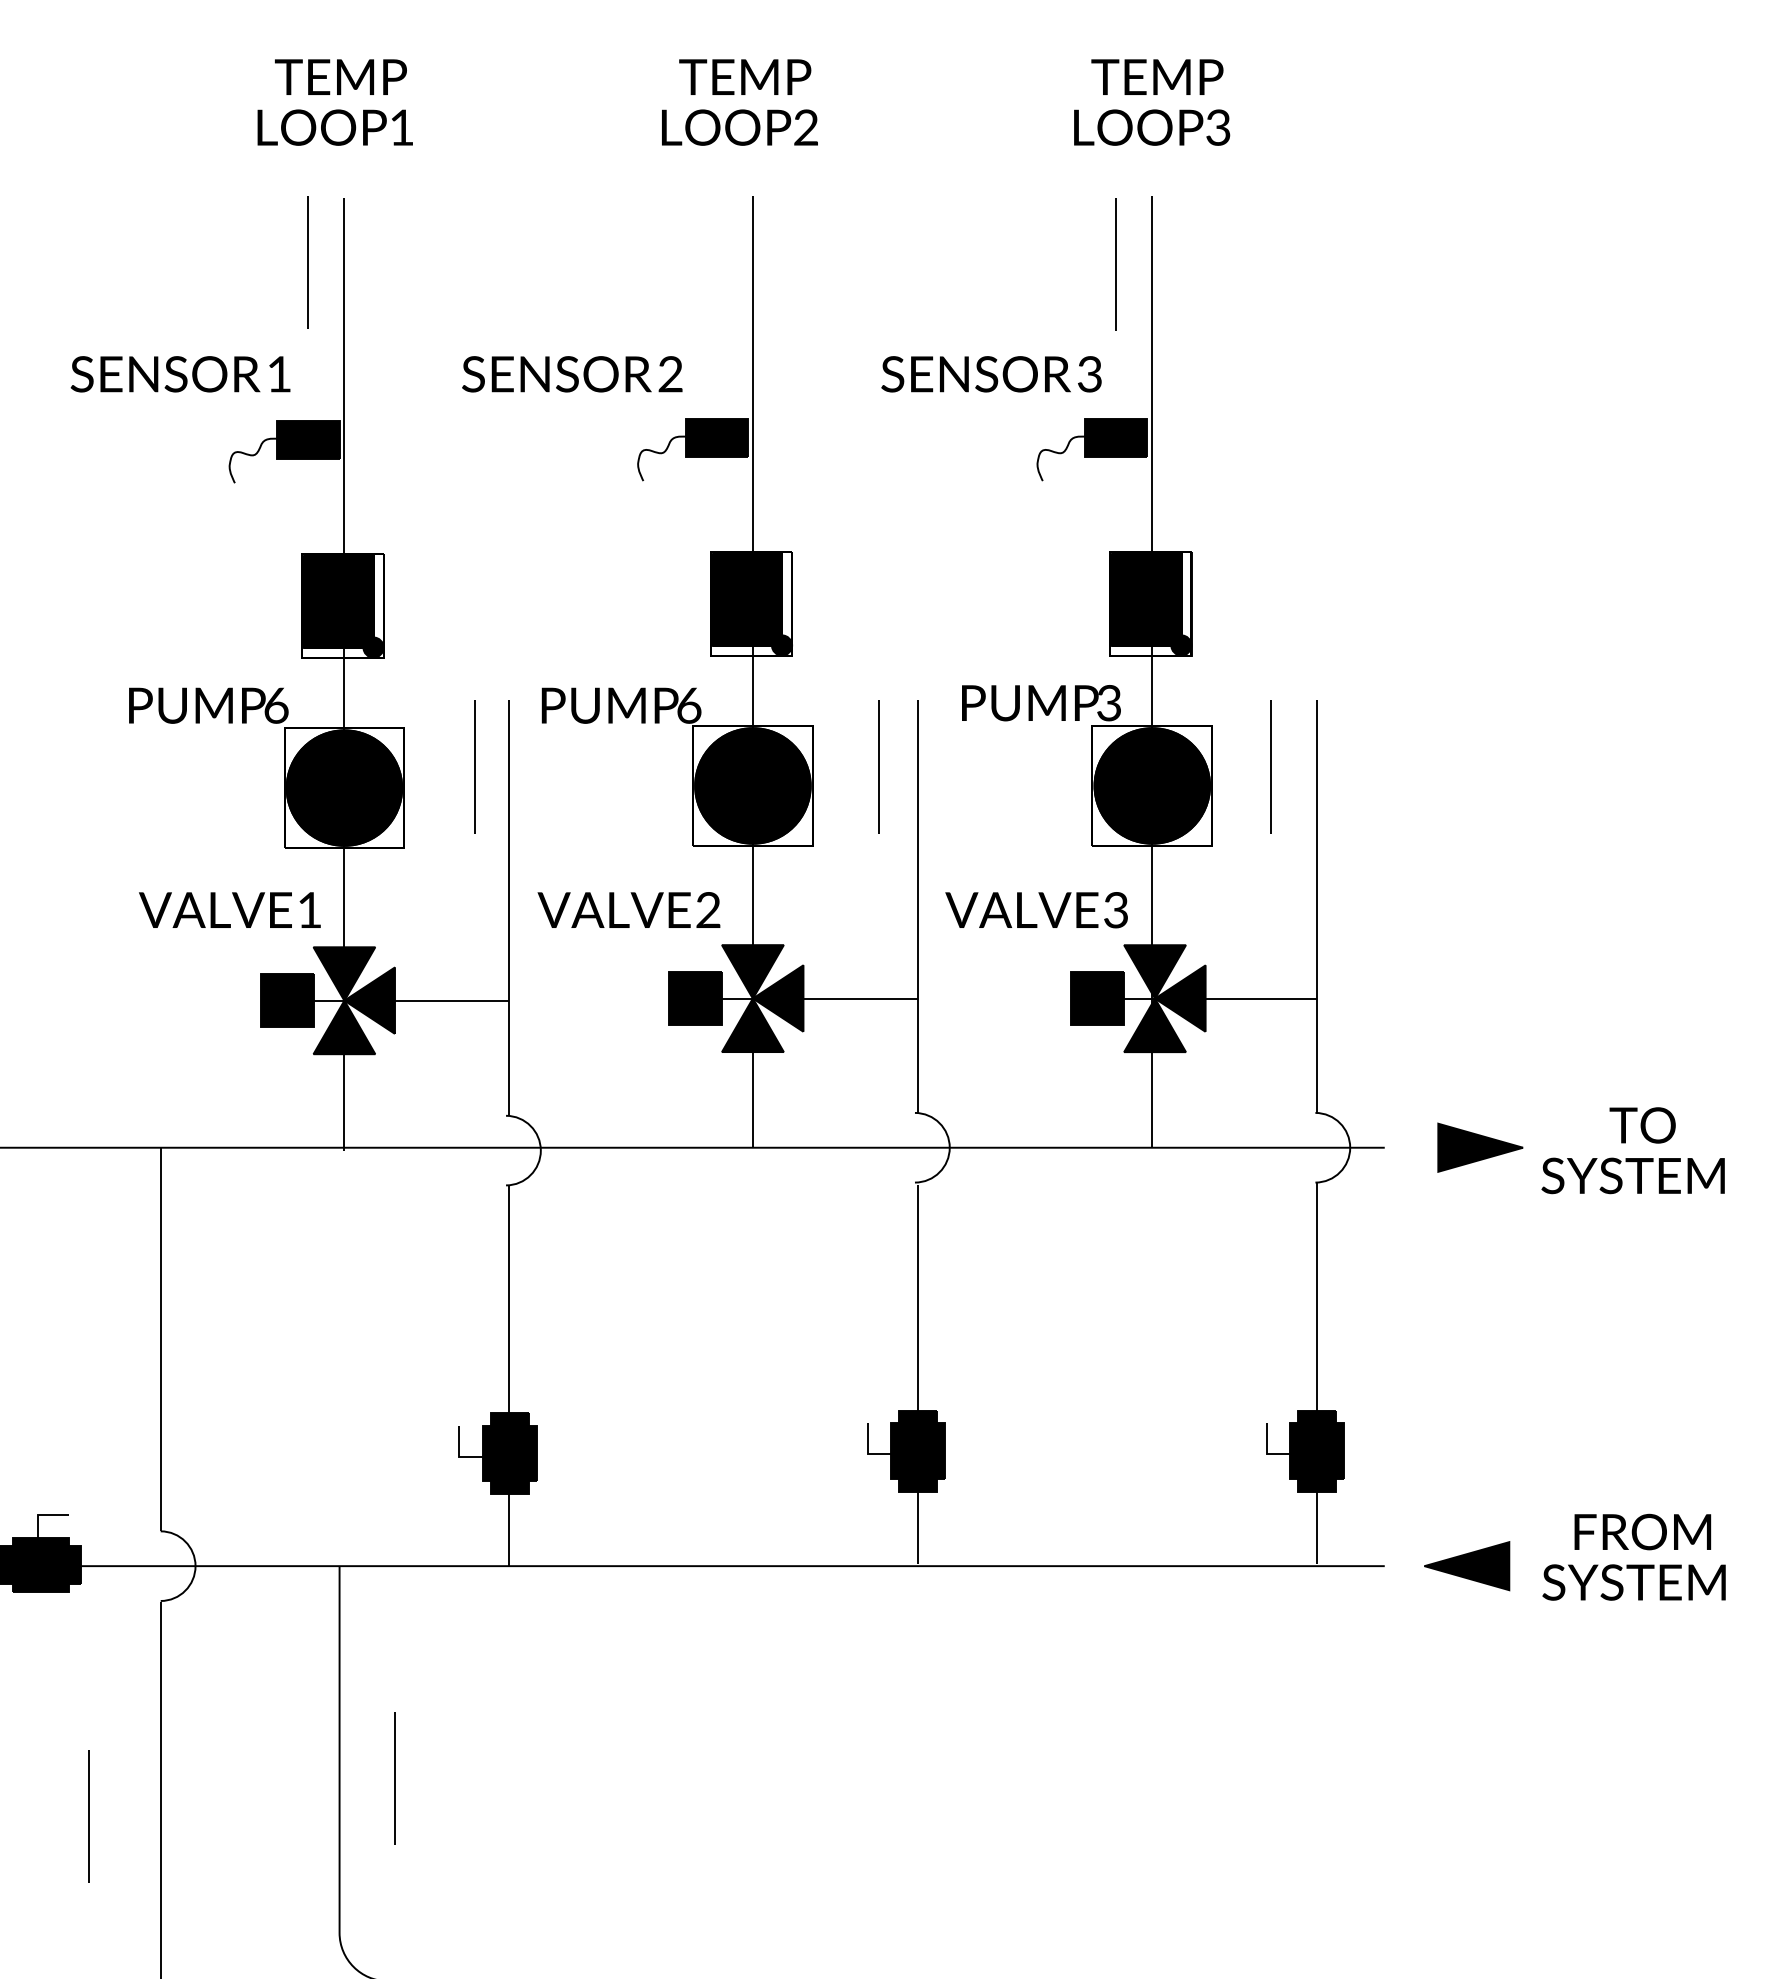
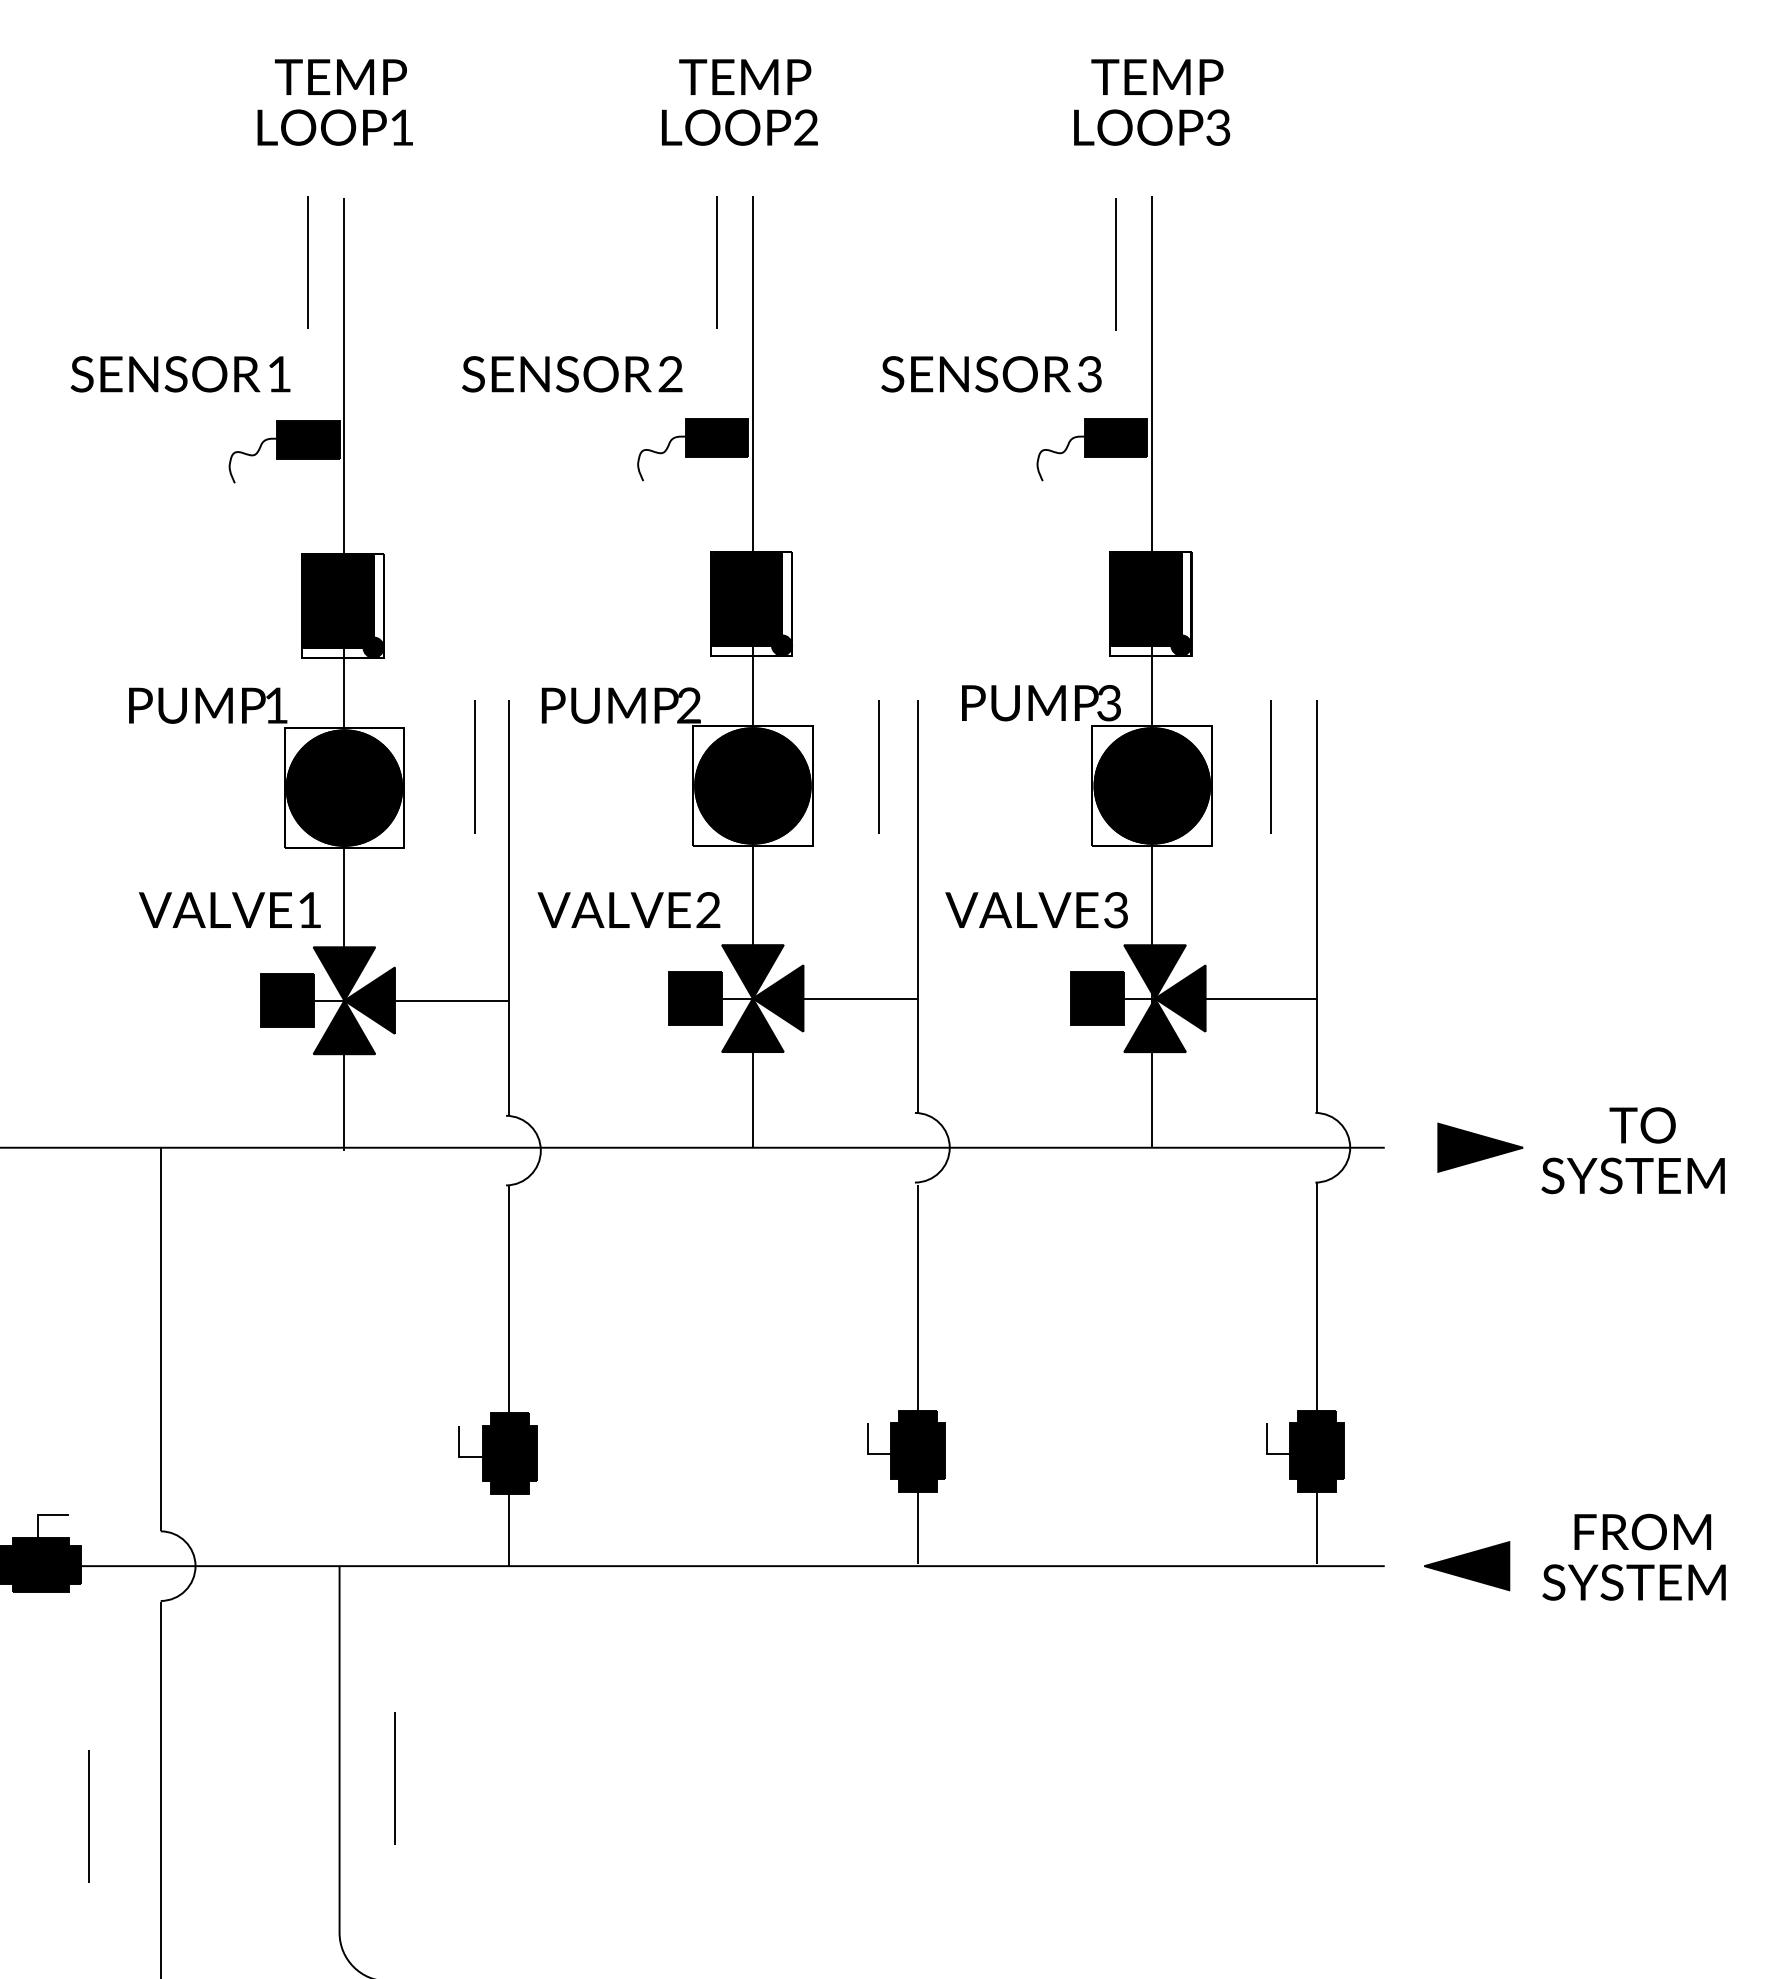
line: none -> present (716, 262)
text: 6 -> 1 (276, 705)
text: 6 -> 2 (689, 705)
